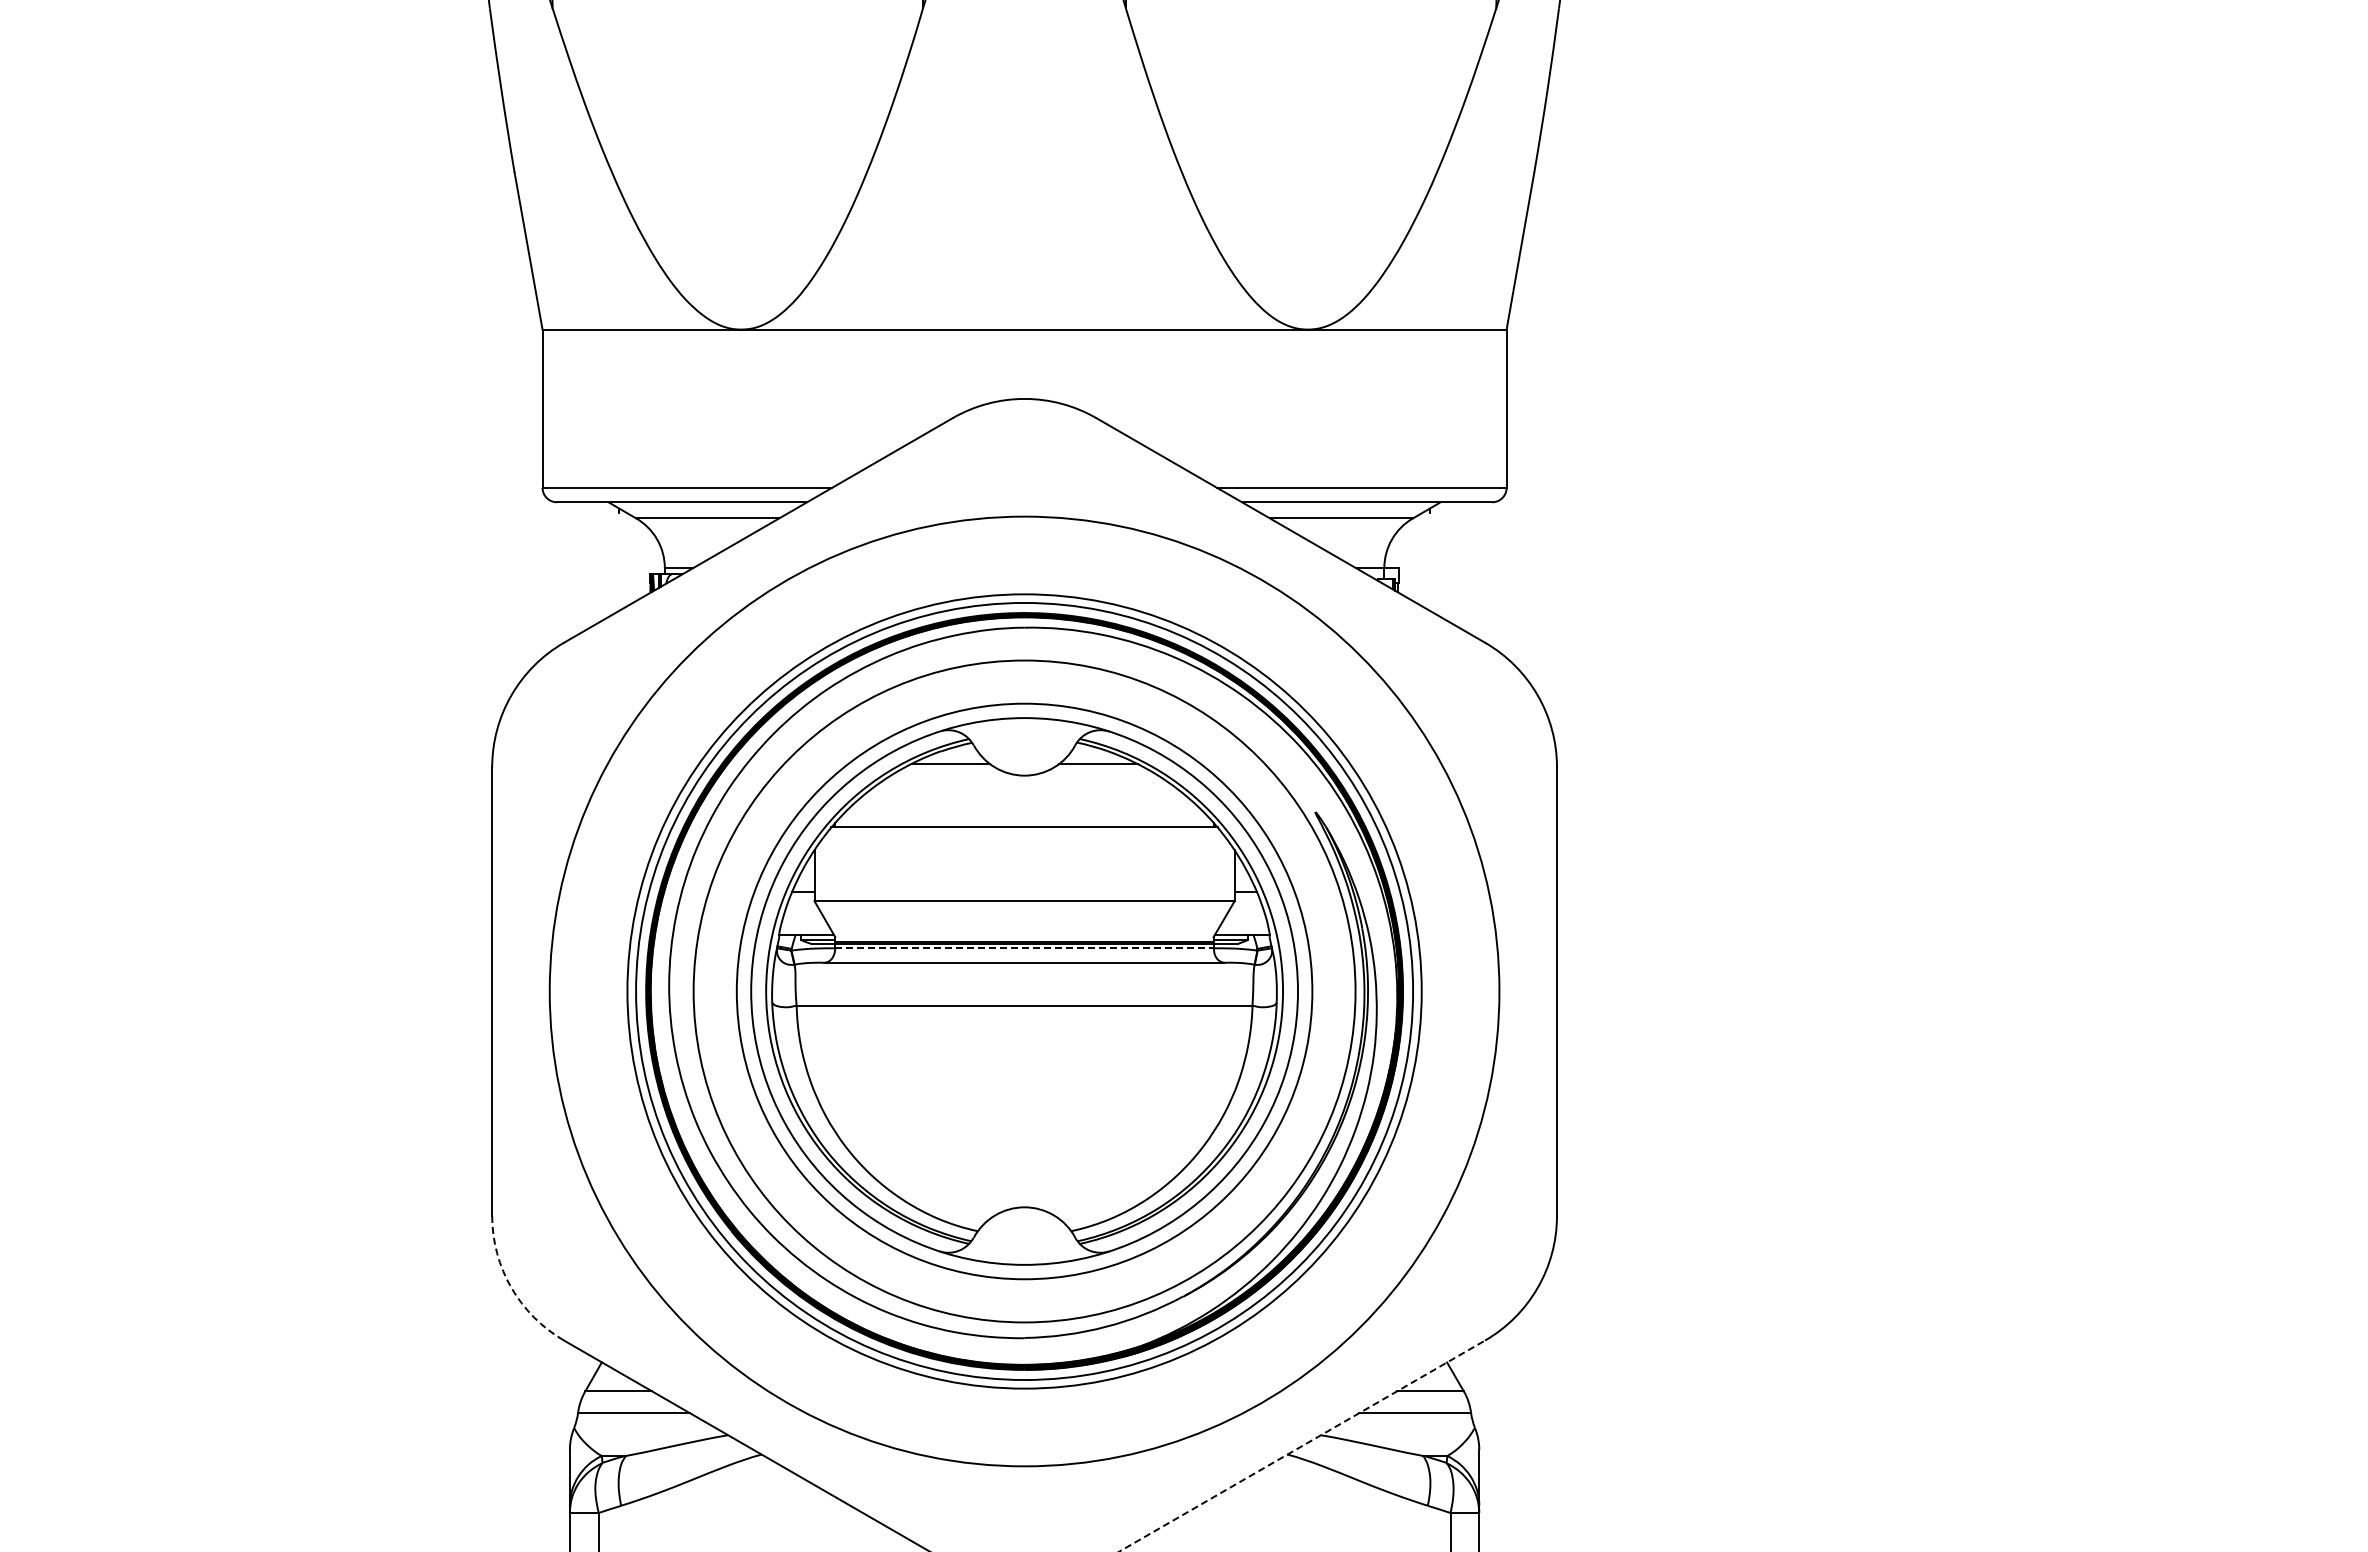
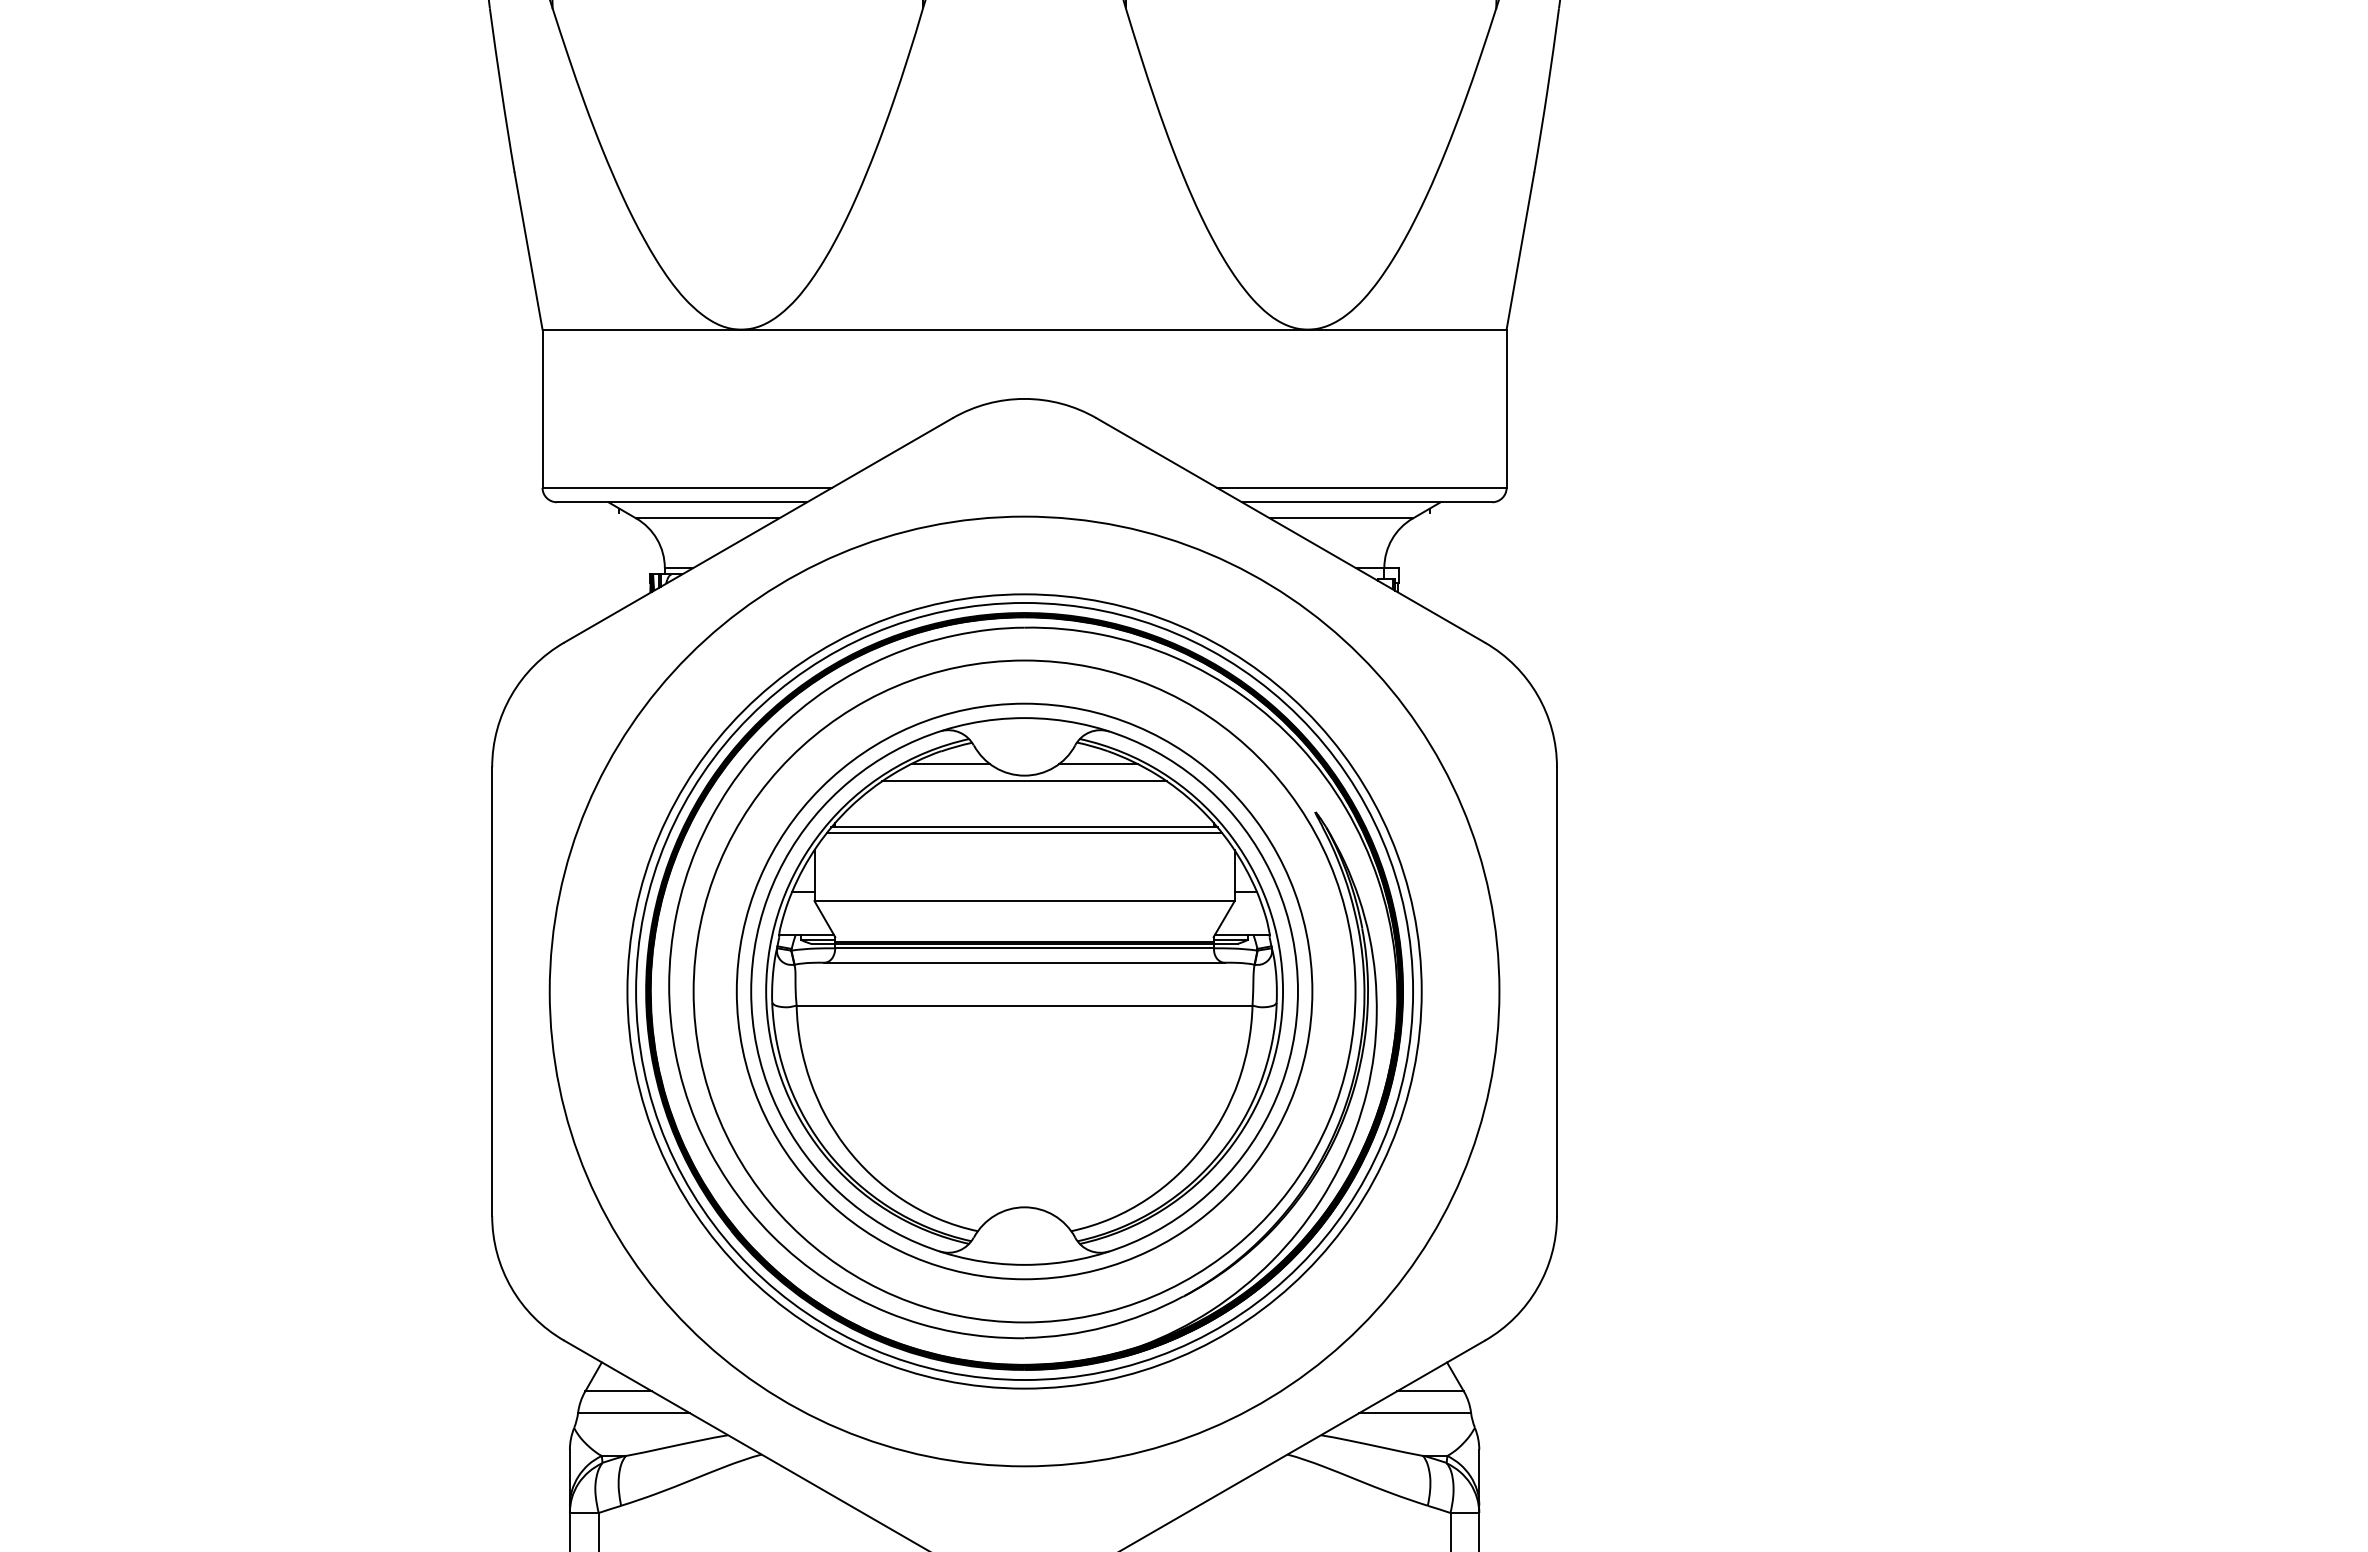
line: none -> present (1024, 781)
line: none -> present (1024, 833)
line: dashed -> solid (1025, 948)
arc: dashed -> solid (511, 1287)
line: dashed -> solid (1302, 1445)
